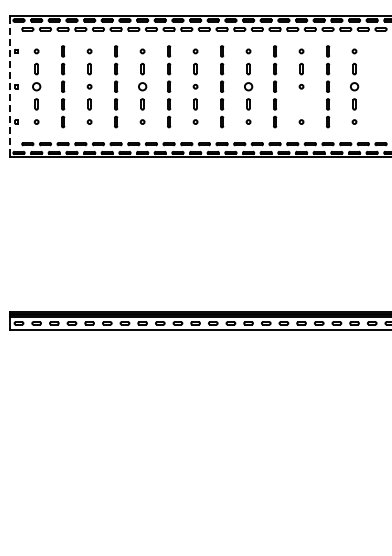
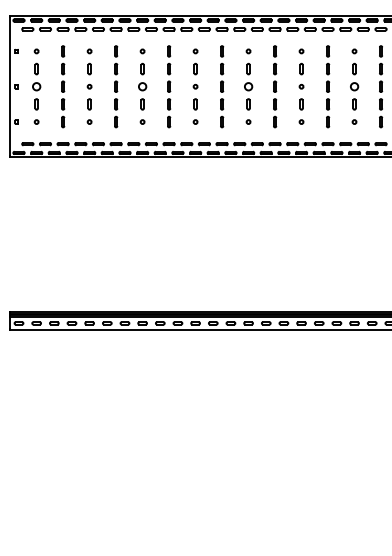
line: dashed -> solid (10, 86)
line: none -> present (381, 86)
part: none -> present (301, 104)
